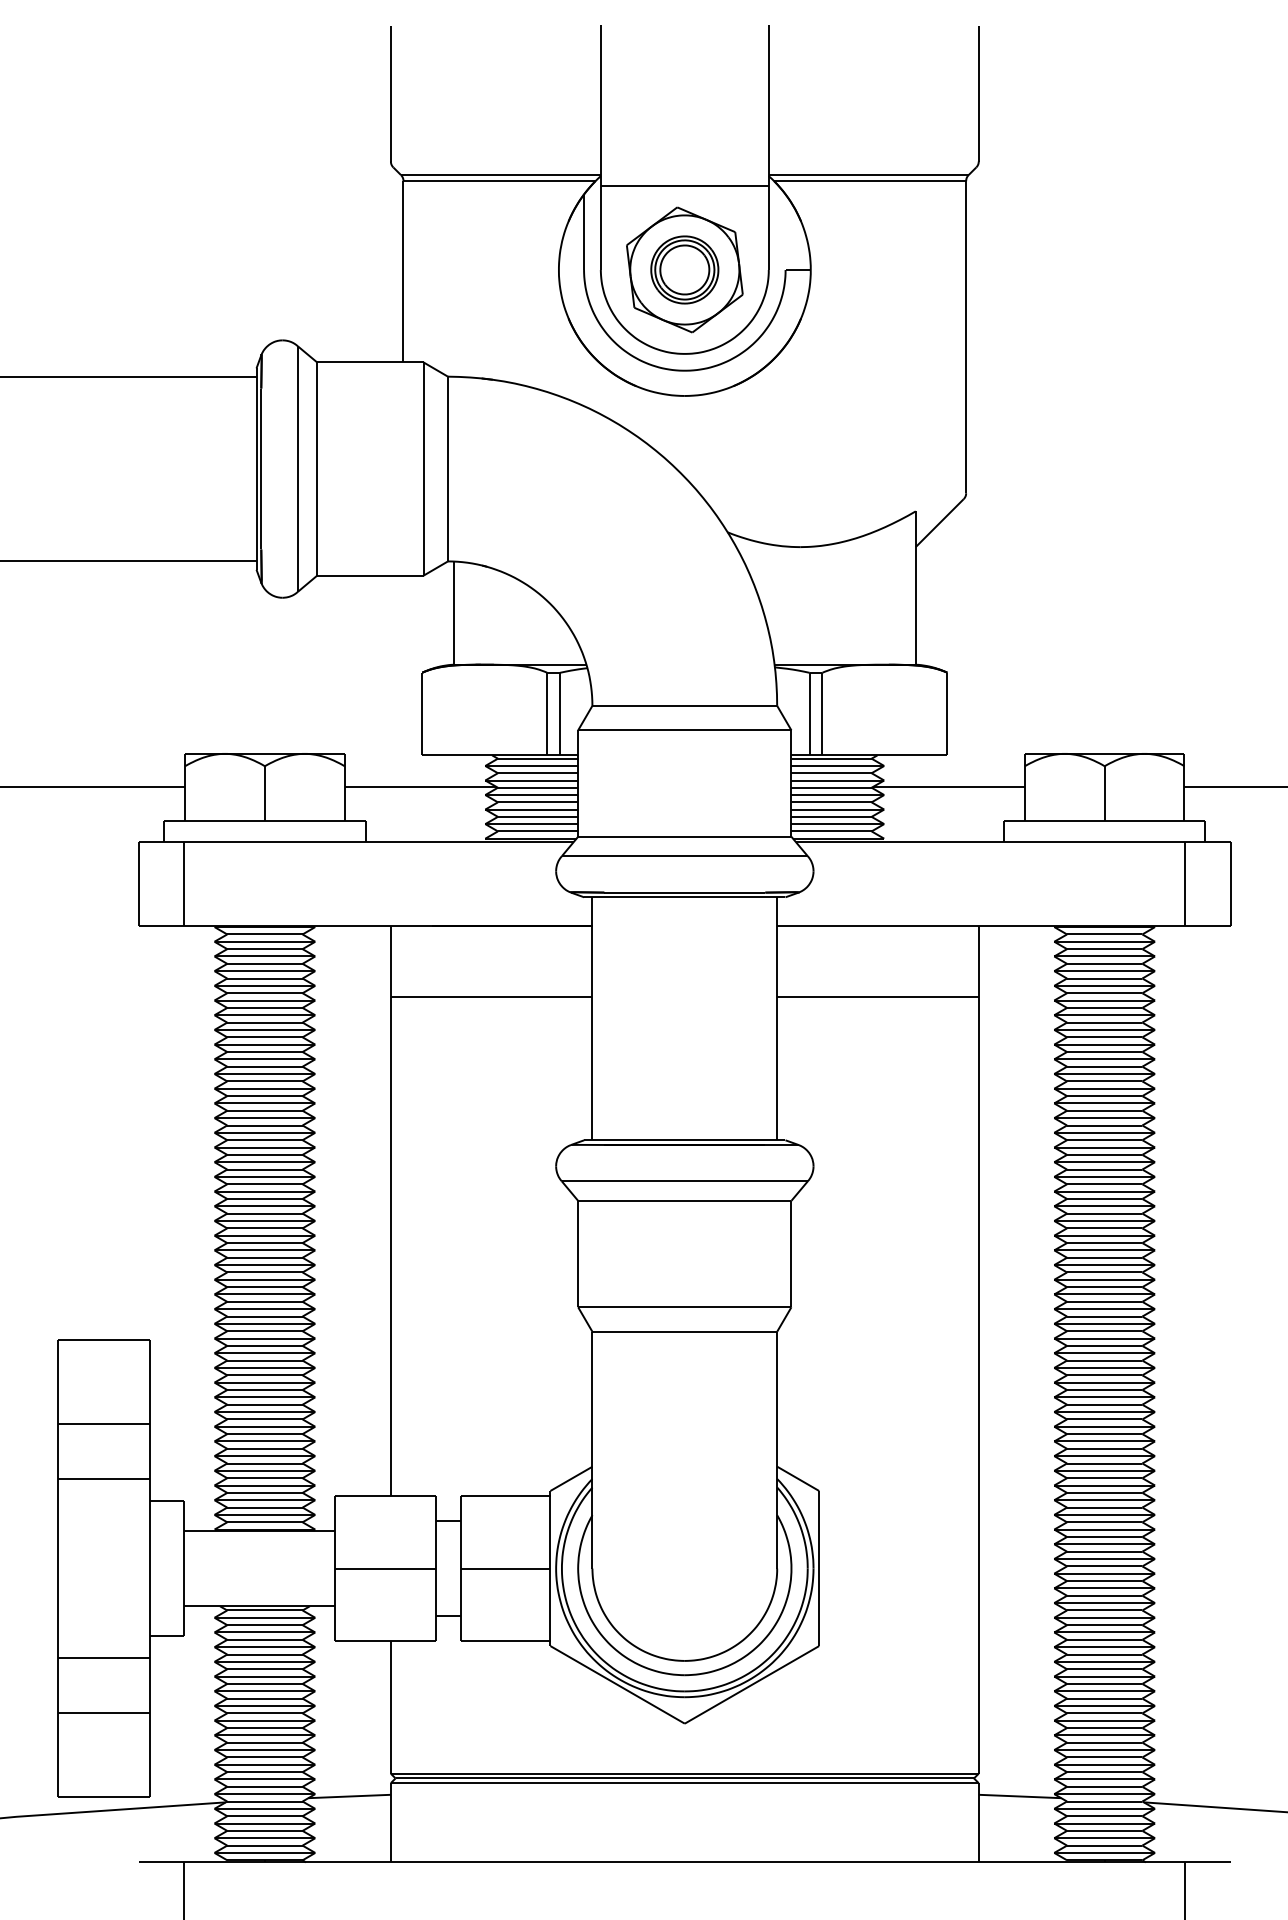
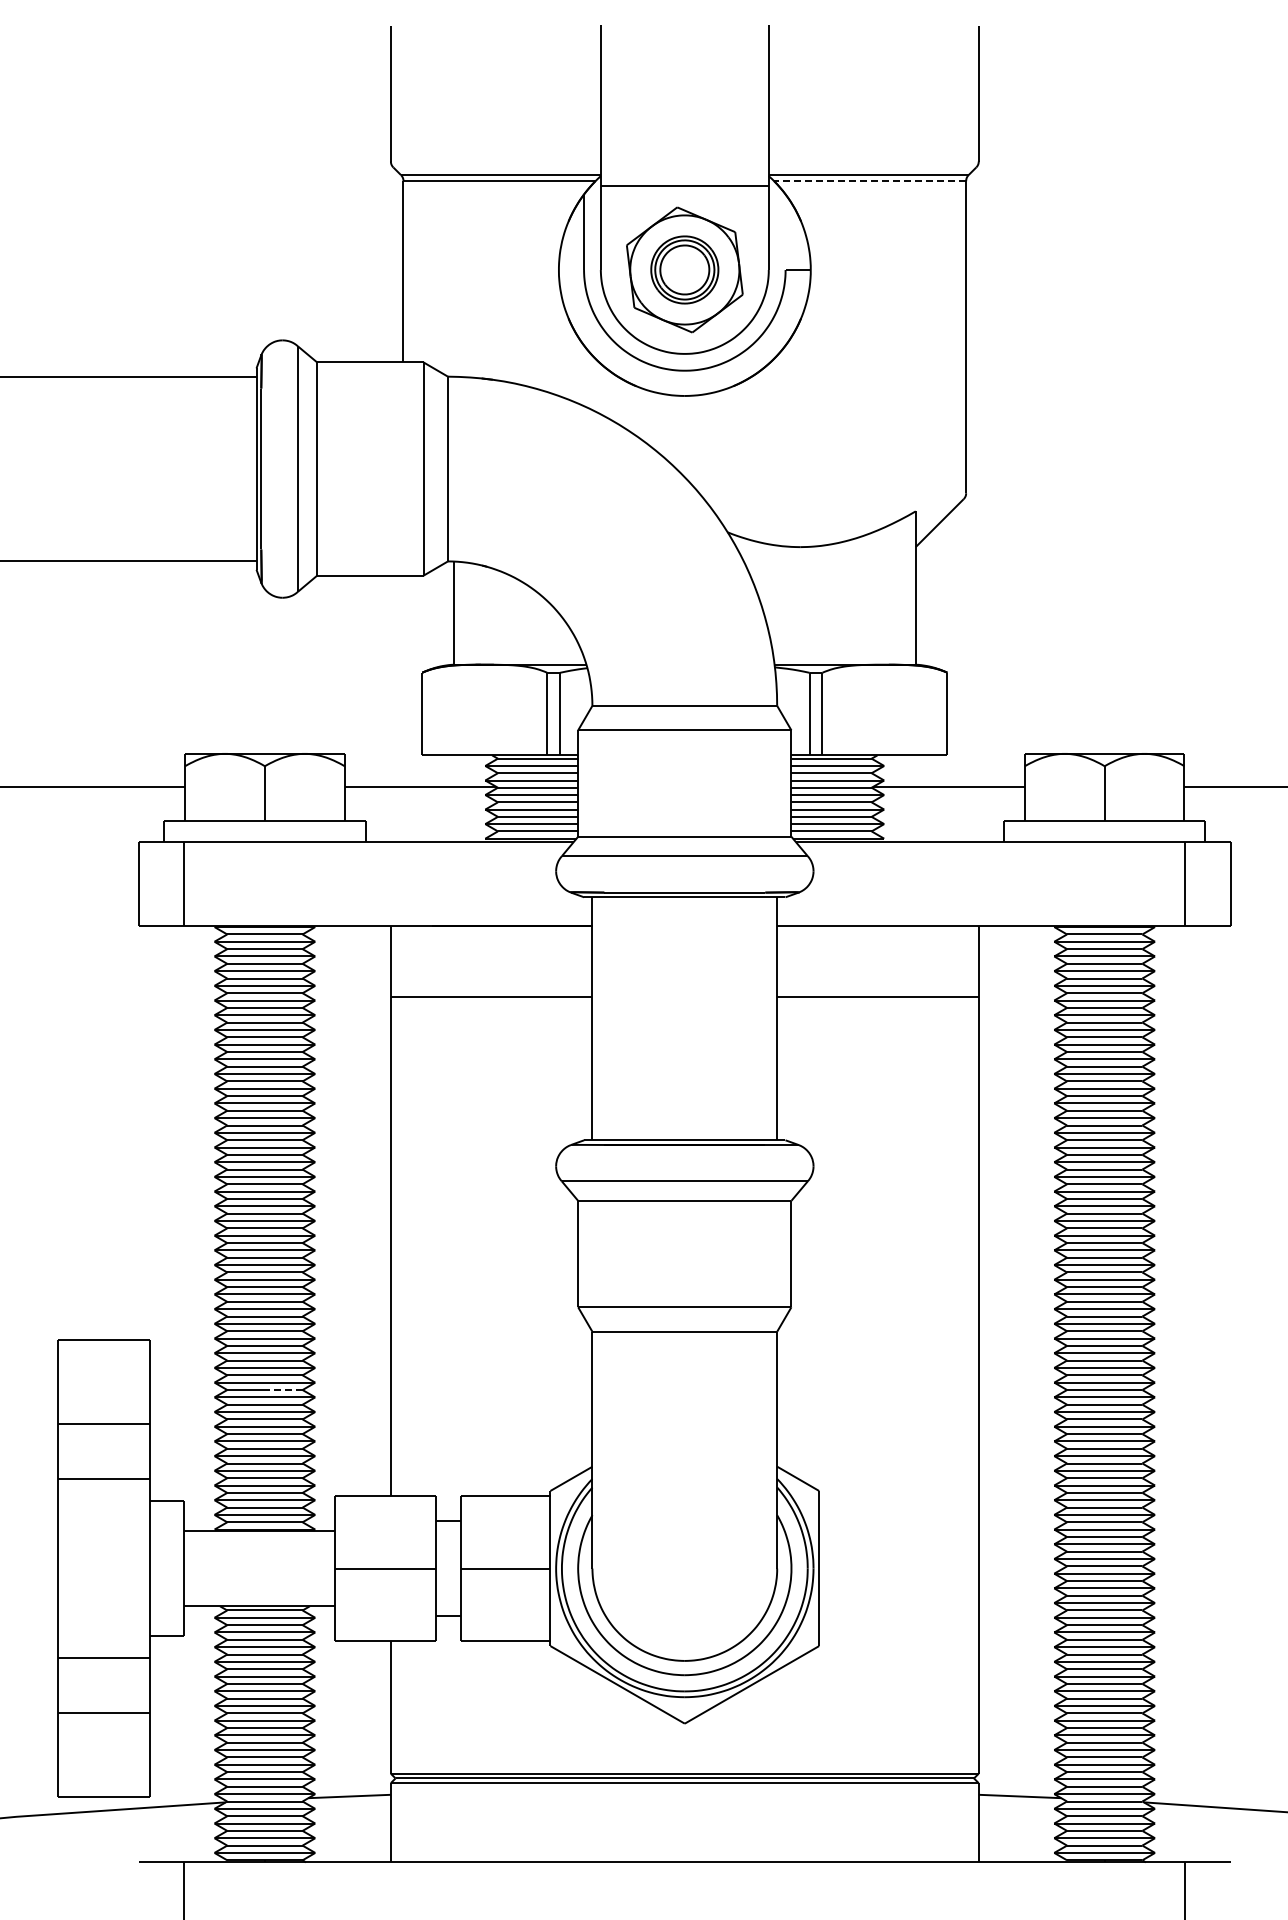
line: solid -> dashed (869, 181)
line: solid -> dashed (283, 1390)
